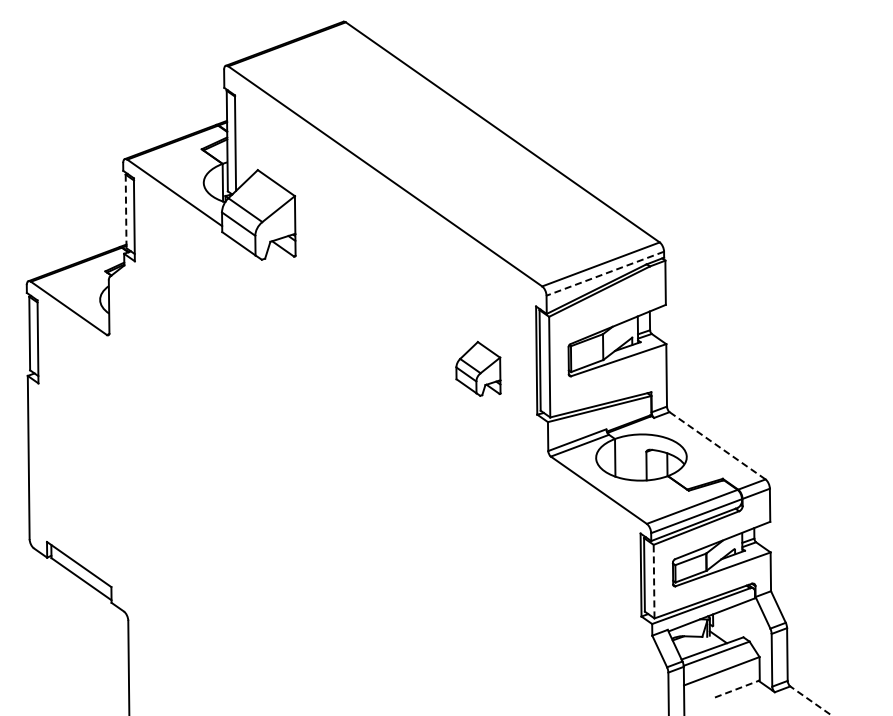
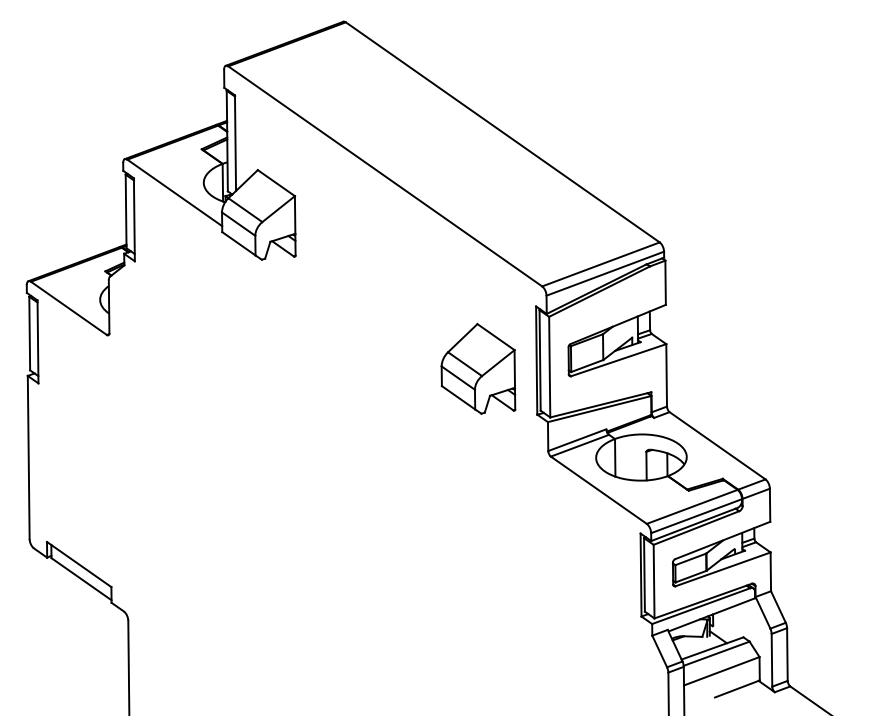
line: dashed -> solid (126, 211)
line: dashed -> solid (605, 273)
part size: 47x57 px -> 77x92 px (478, 368)
line: dashed -> solid (717, 445)
line: dashed -> solid (654, 581)
line: dashed -> solid (737, 688)
line: dashed -> solid (810, 700)
